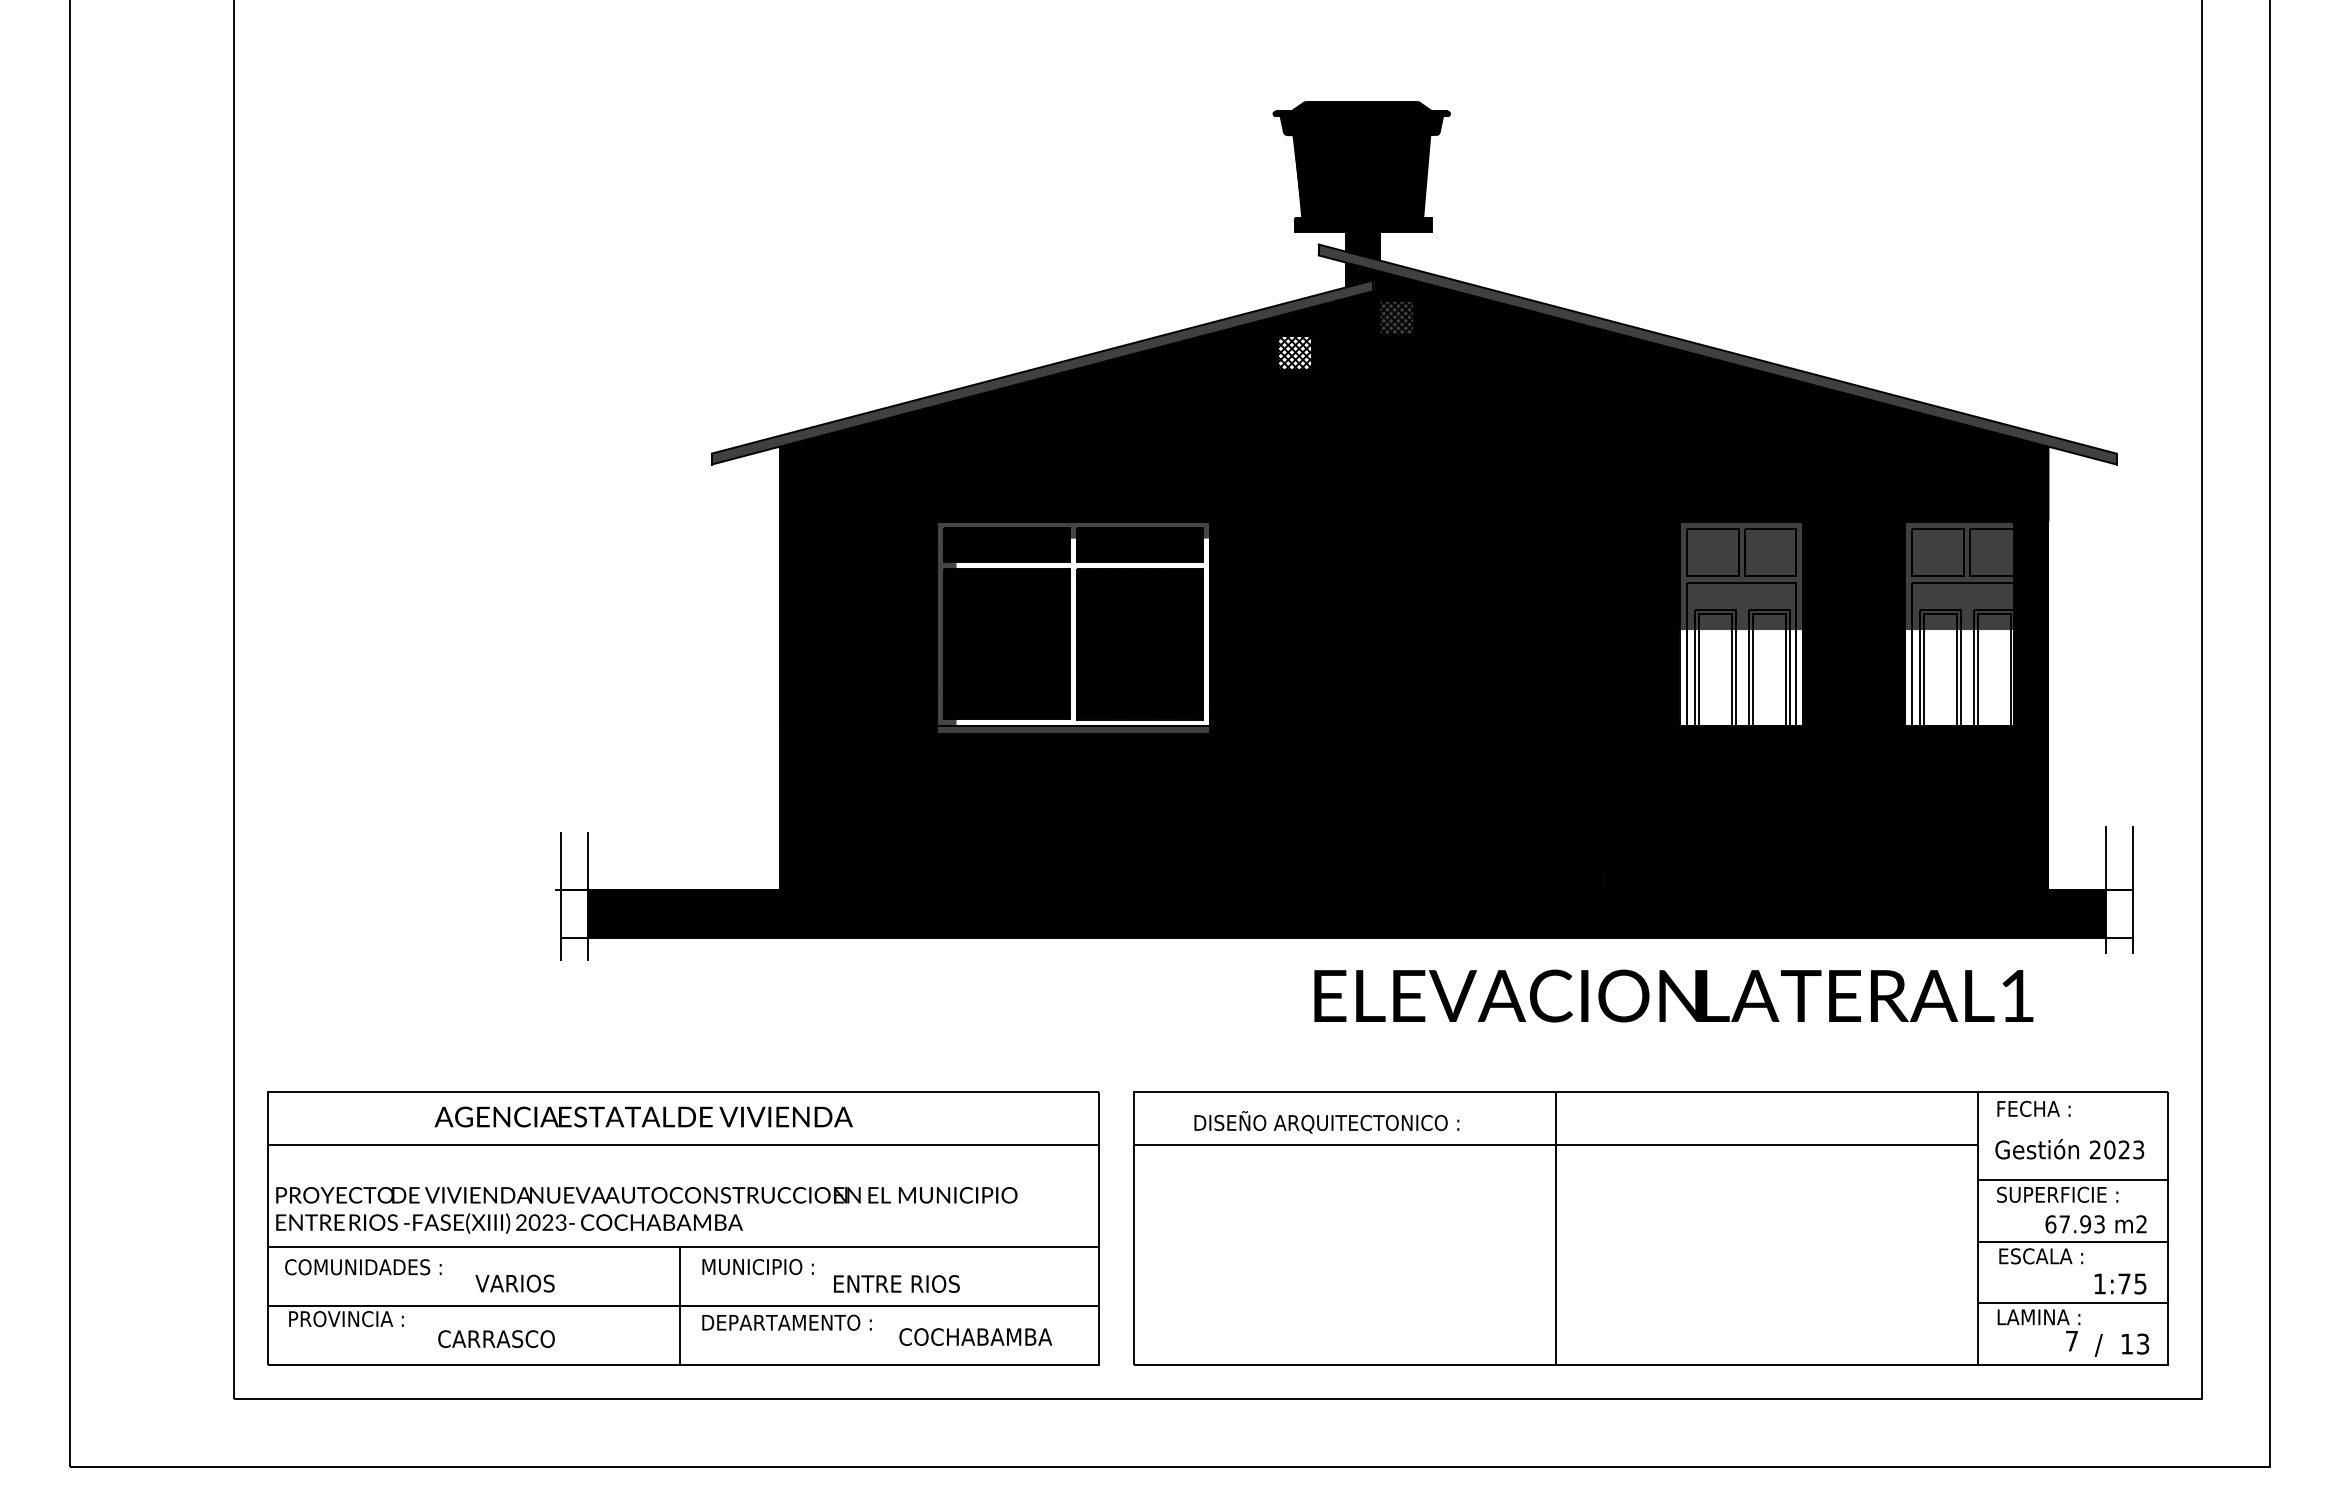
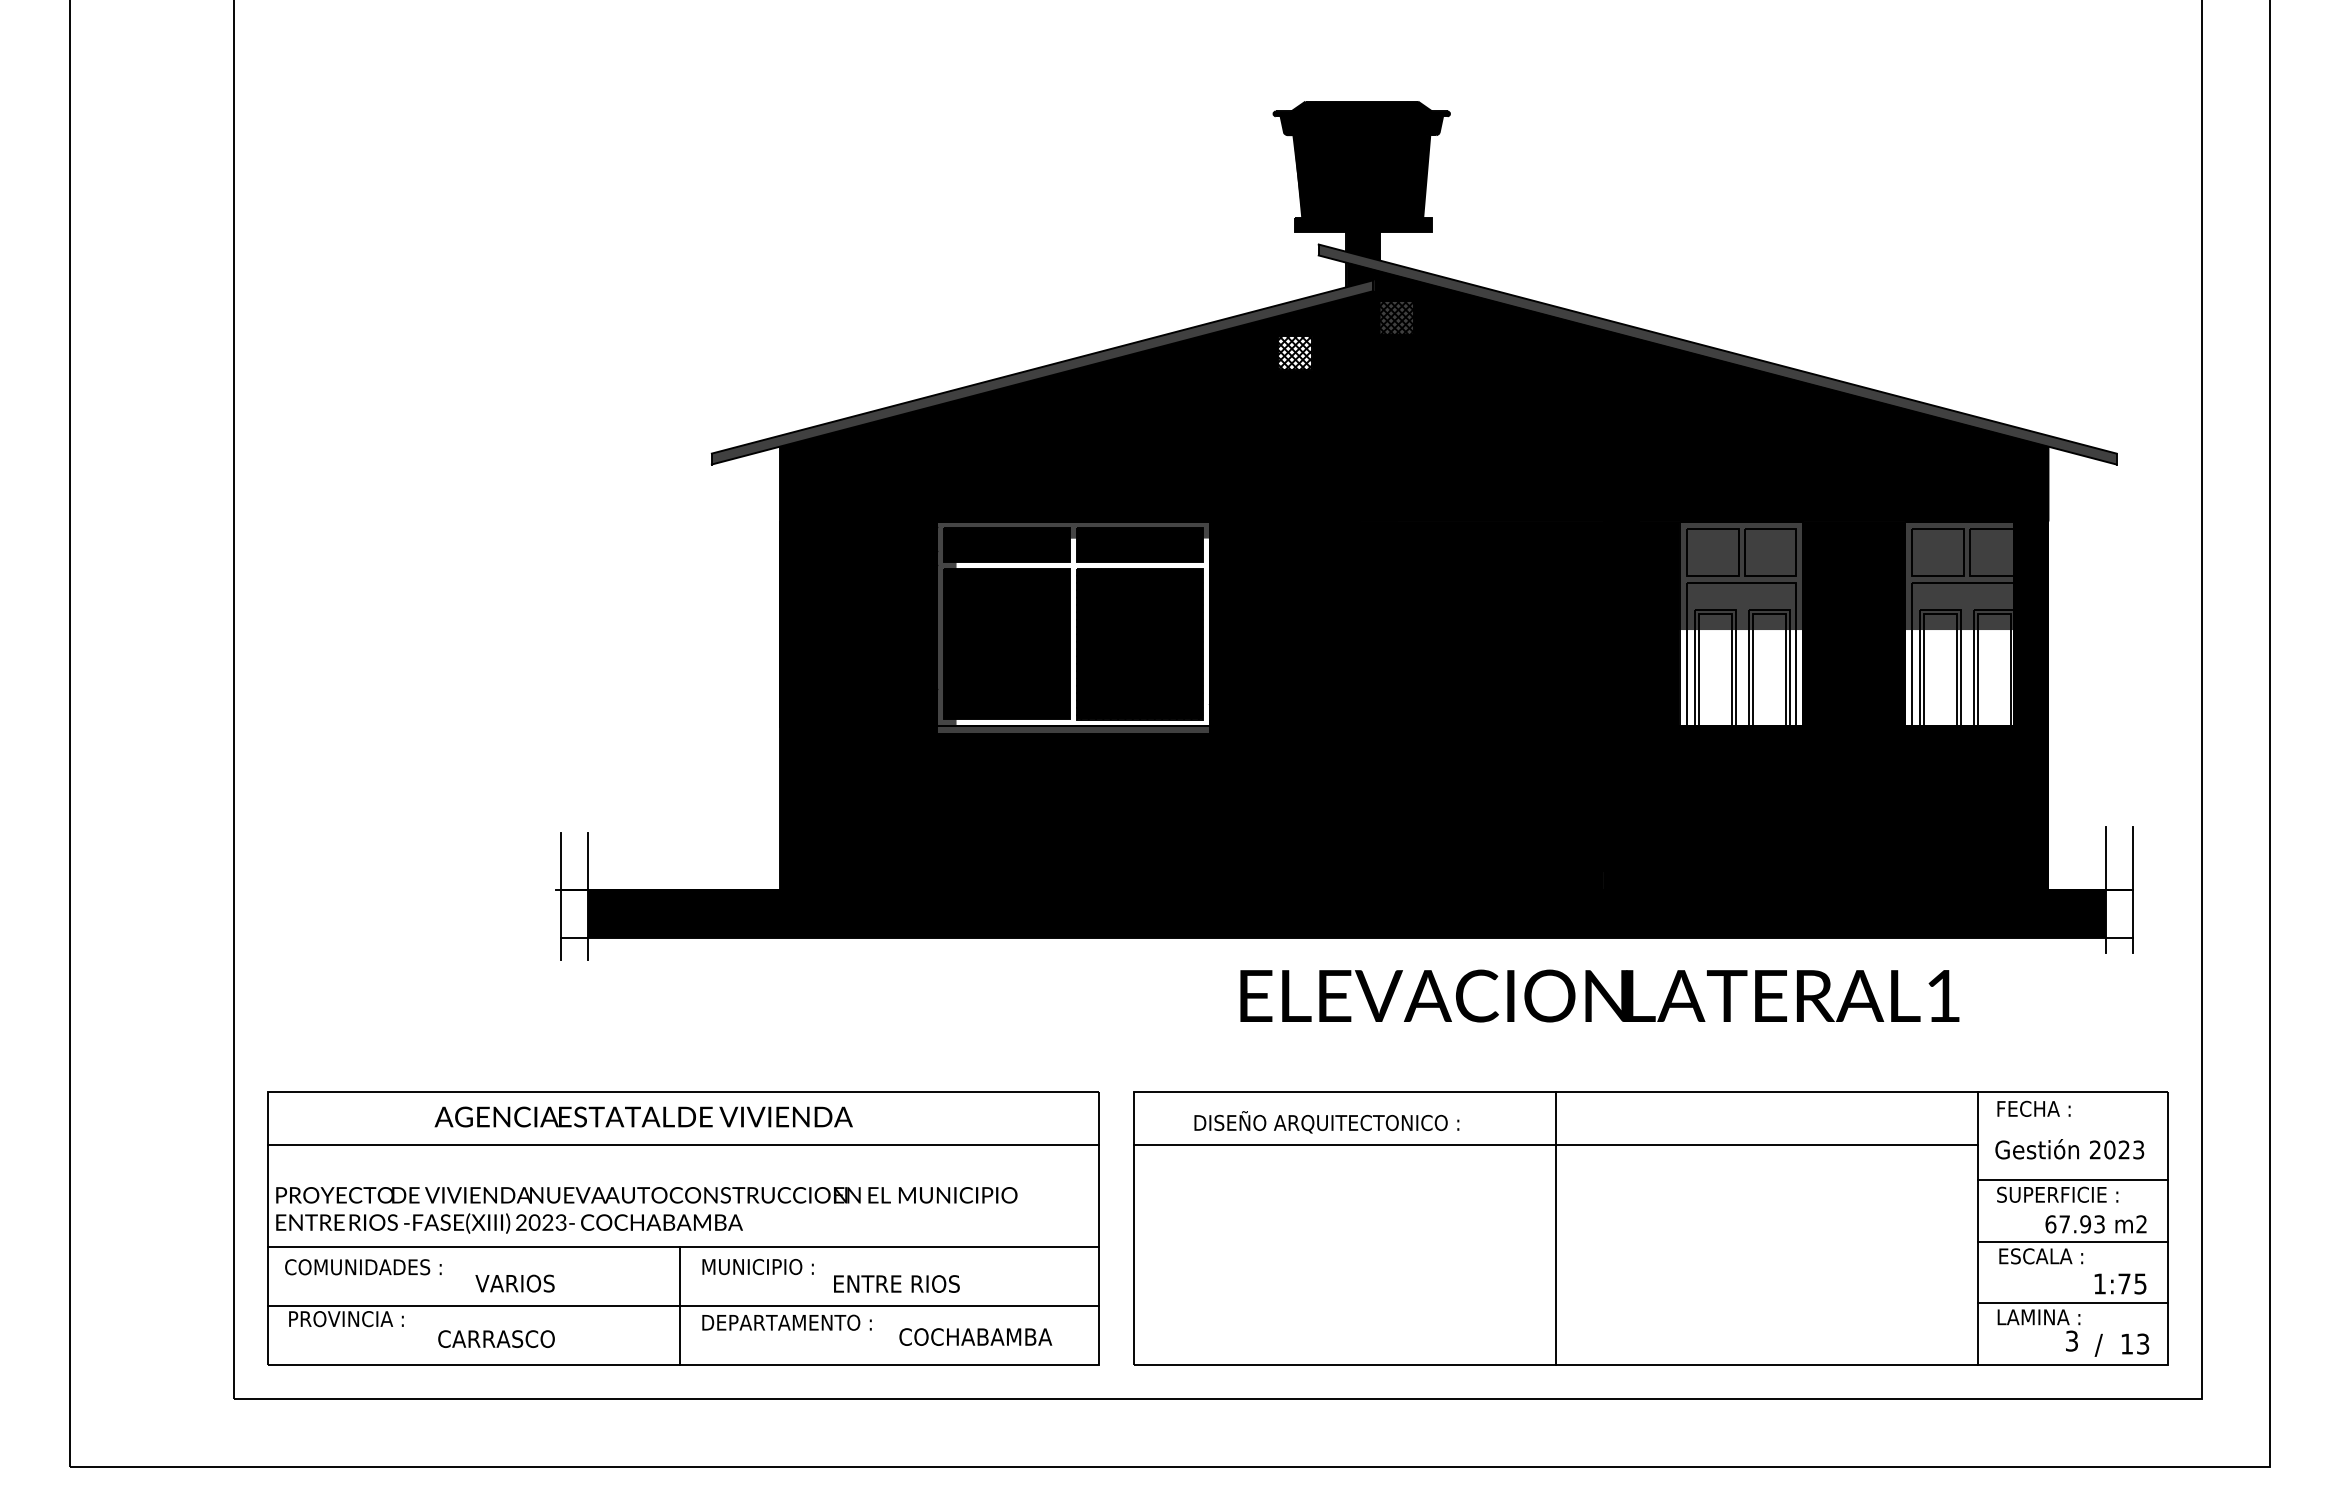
text position: (1673, 995) -> (1599, 995) (1599, 995)
text: 7 -> 3 (2071, 1340)
